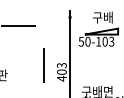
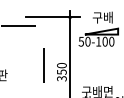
line: none -> present (52, 17)
text: 50-103 -> 50-100 (111, 41)
text: 403 -> 350 (61, 72)
